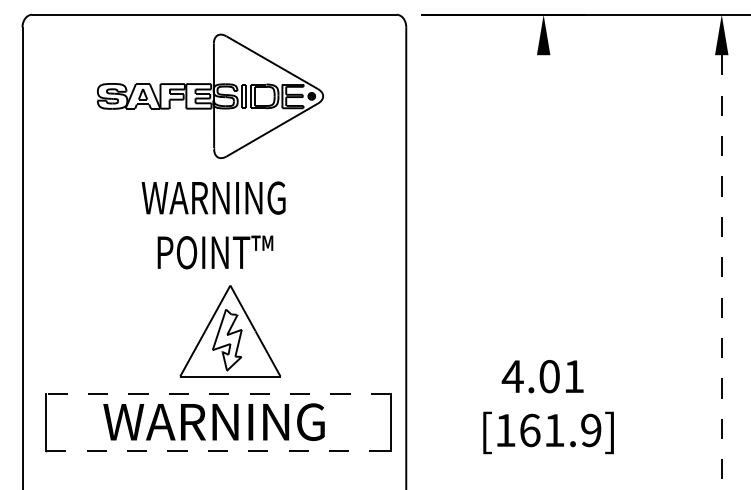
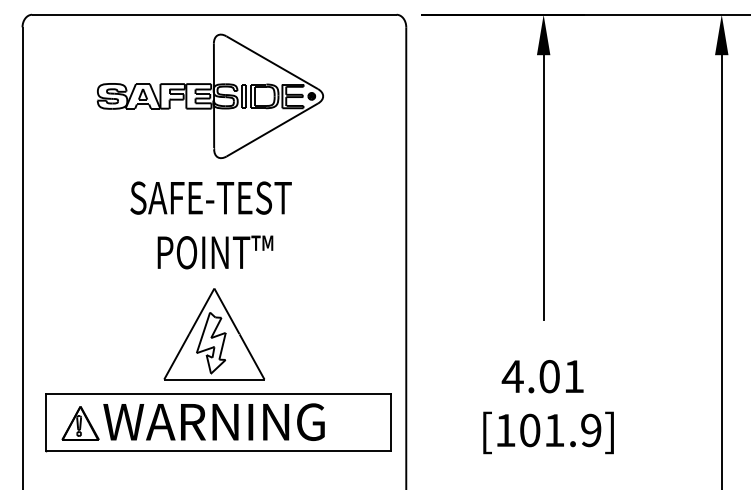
line: none -> present (543, 187)
text: WARNING -> SAFE-TEST (210, 197)
line: dashed -> solid (721, 273)
part position: (229, 331) -> (213, 334) (213, 334)
line: dashed -> solid (218, 393)
part: none -> present (80, 423)
text: [161.9] -> [101.9] (530, 430)
line: dashed -> solid (219, 450)
